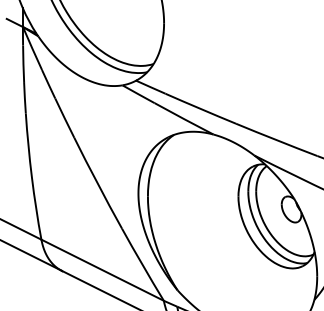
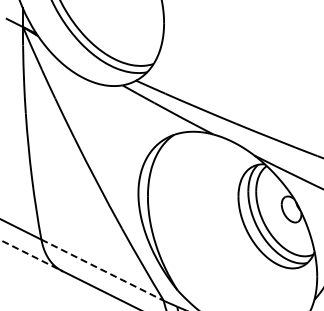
line: solid -> dashed (31, 255)
line: solid -> dashed (103, 270)
